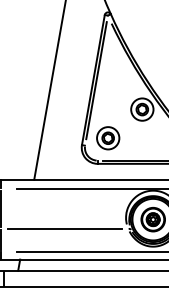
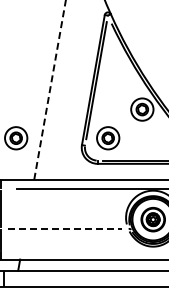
line: solid -> dashed (50, 90)
part: none -> present (16, 138)
line: solid -> dashed (65, 229)
line: present -> none (90, 251)
